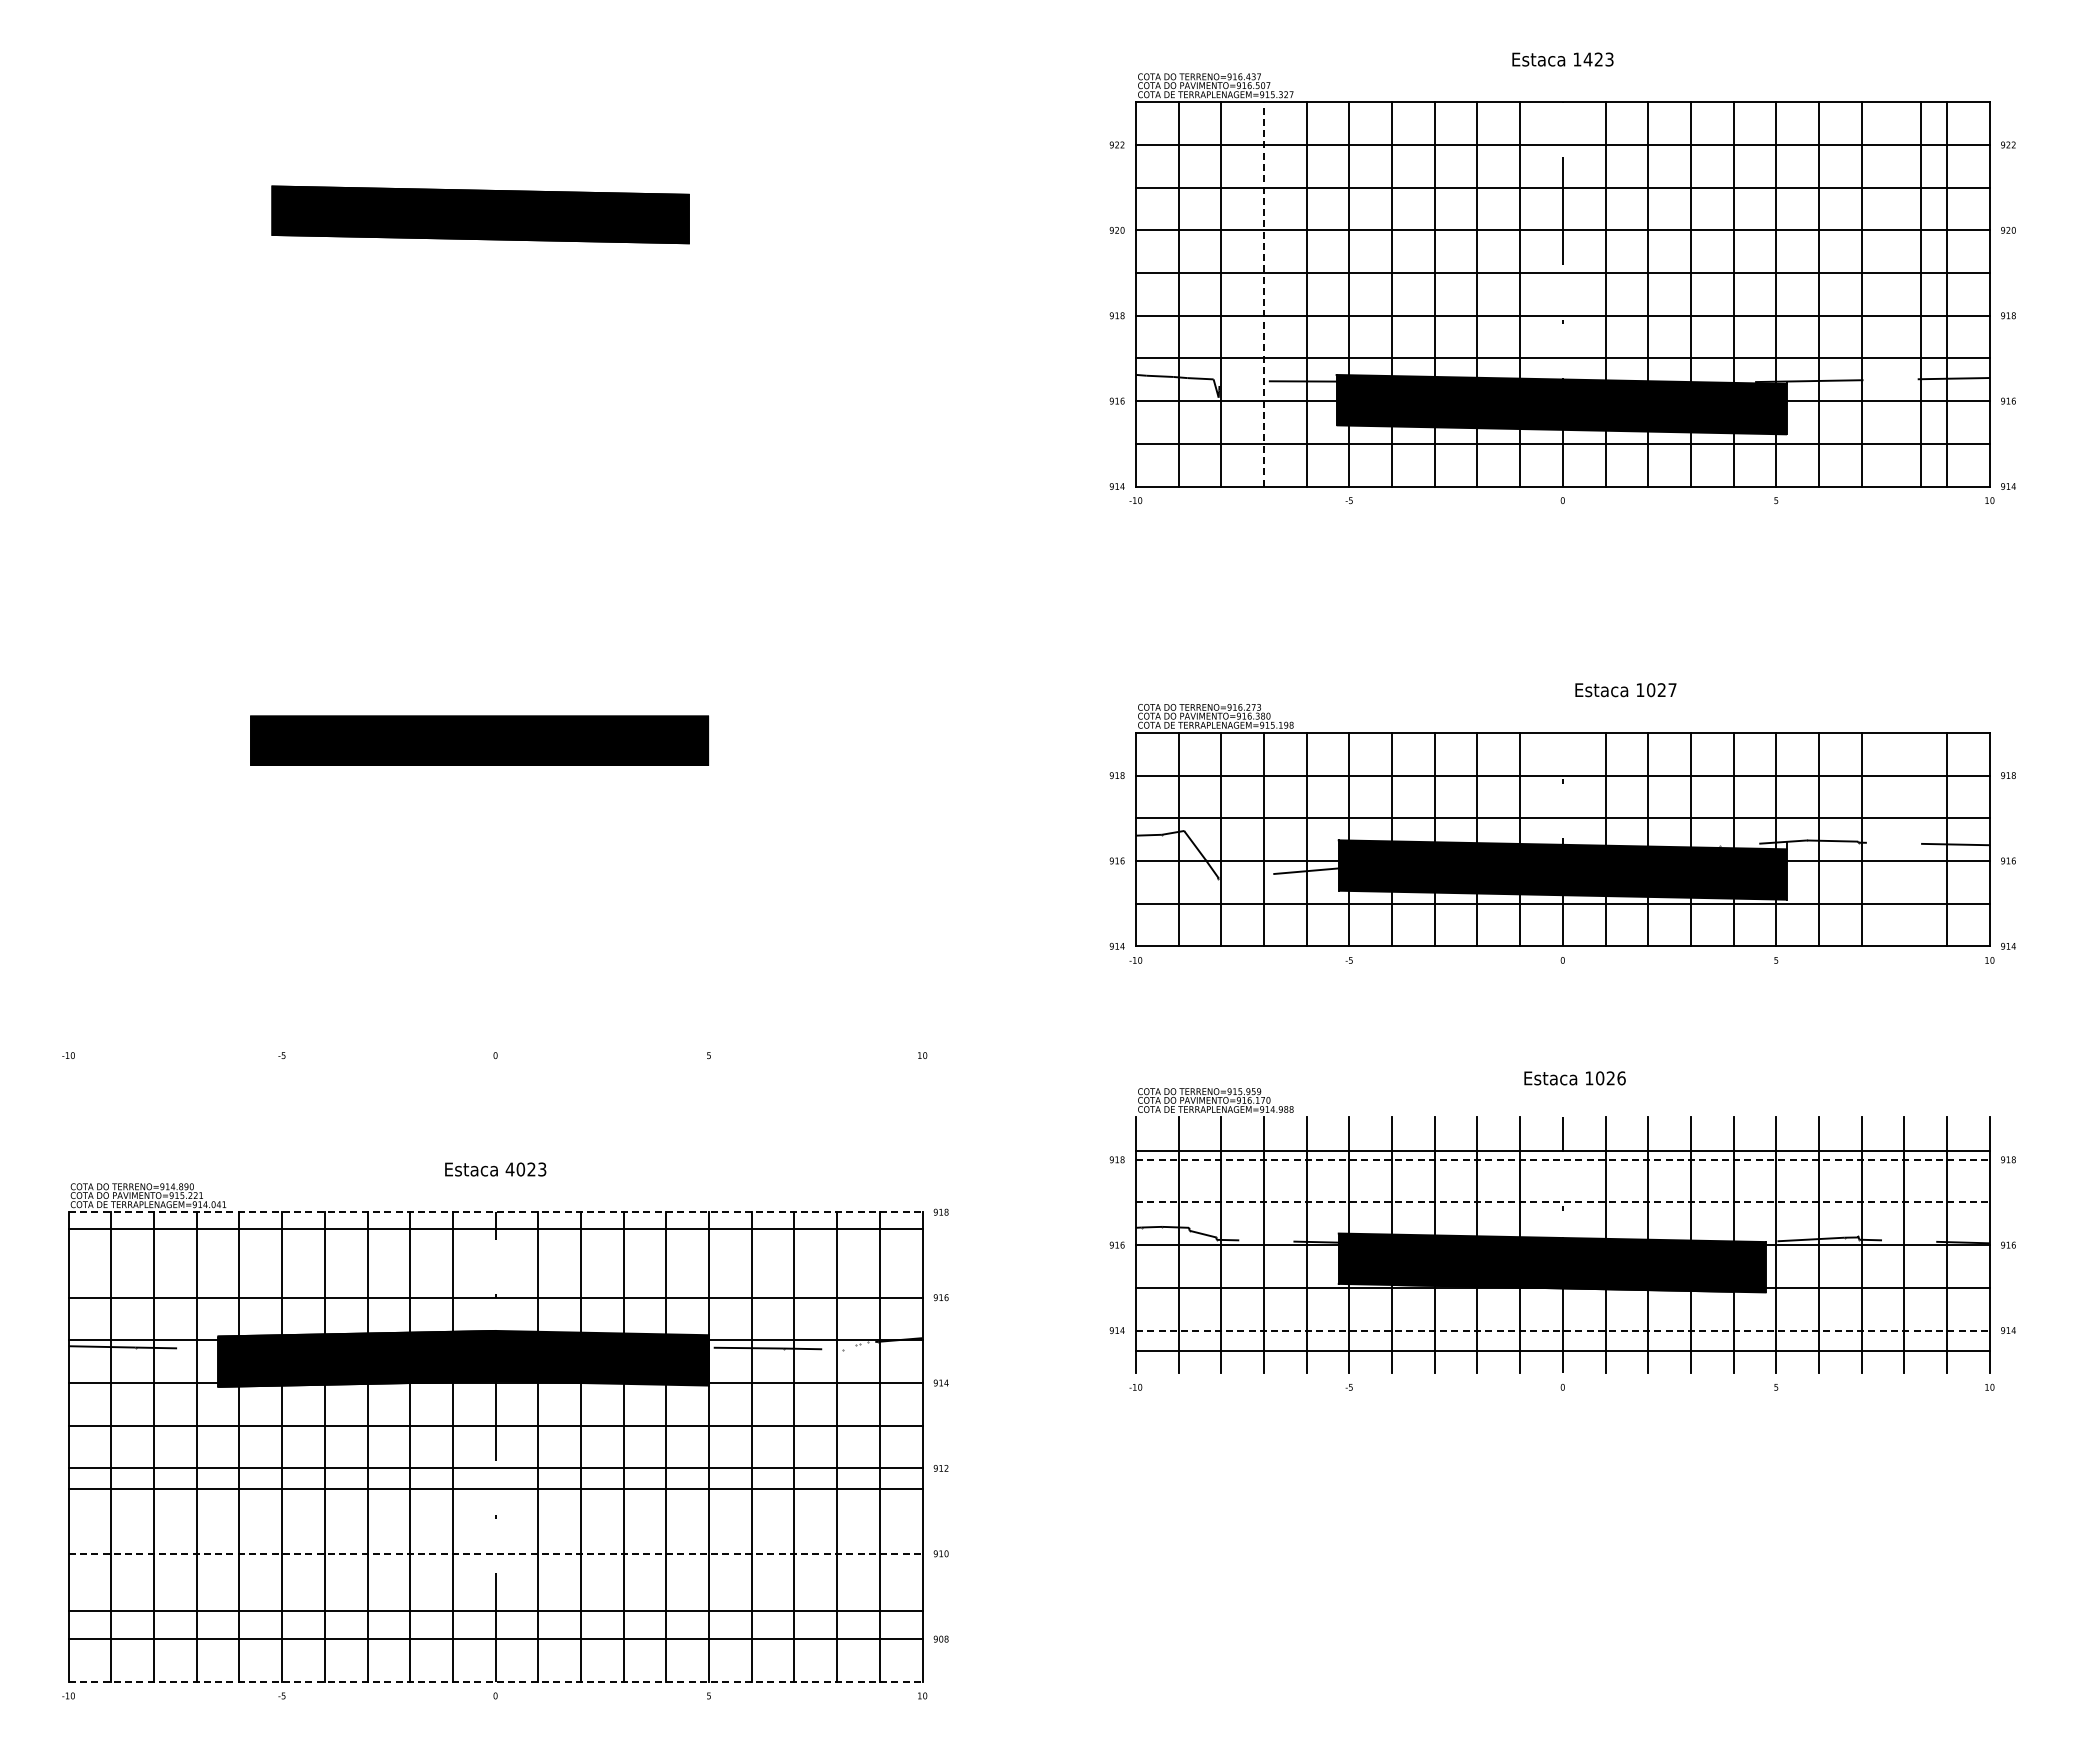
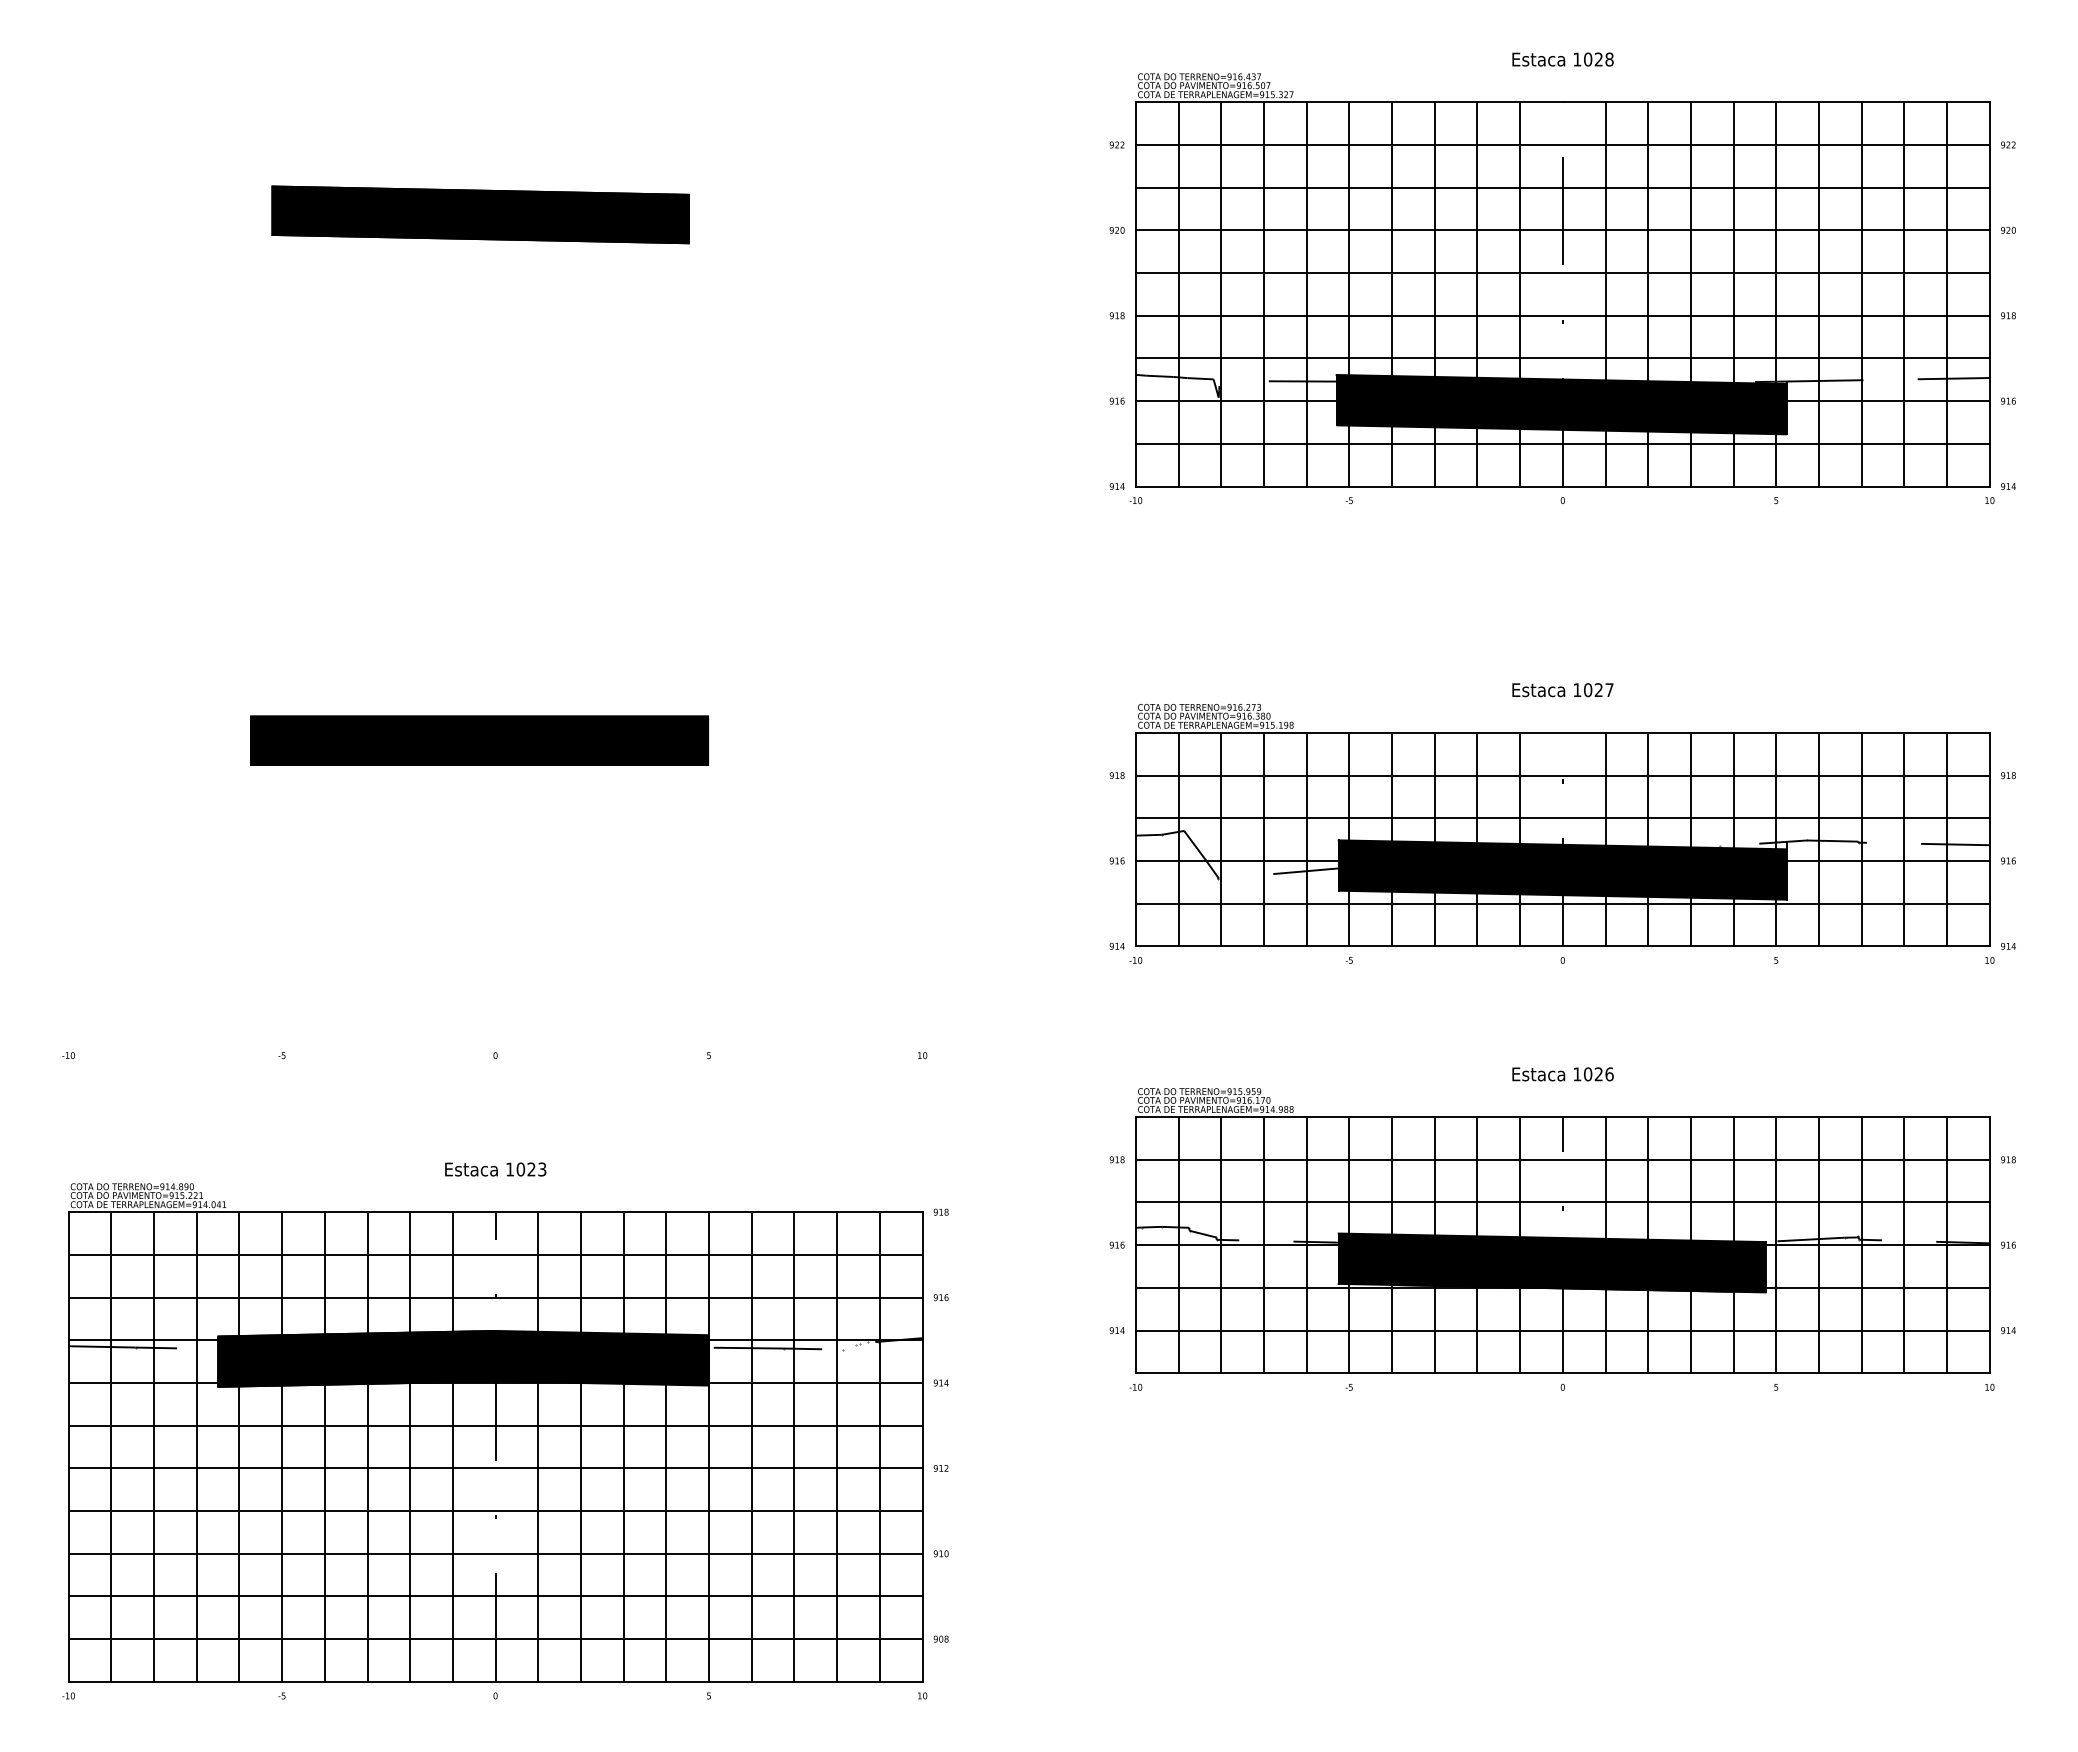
text: 1423 -> 1028 (1598, 59)
line: dashed -> solid (1264, 293)
line position: (1921, 294) -> (1904, 294) (1904, 294)
text position: (1625, 690) -> (1562, 690) (1562, 690)
line: none -> present (1904, 839)
text position: (1574, 1078) -> (1562, 1074) (1562, 1074)
line position: (1562, 1151) -> (1562, 1117) (1562, 1117)
line: dashed -> solid (1562, 1159)
text: 4023 -> 1023 (509, 1169)
line: dashed -> solid (1562, 1202)
line: dashed -> solid (495, 1212)
line position: (495, 1228) -> (495, 1254) (495, 1254)
line: dashed -> solid (1562, 1330)
line position: (1562, 1351) -> (1562, 1373) (1562, 1373)
line position: (495, 1489) -> (495, 1511) (495, 1511)
line: dashed -> solid (495, 1553)
line position: (495, 1611) -> (495, 1596) (495, 1596)
line: dashed -> solid (495, 1681)
